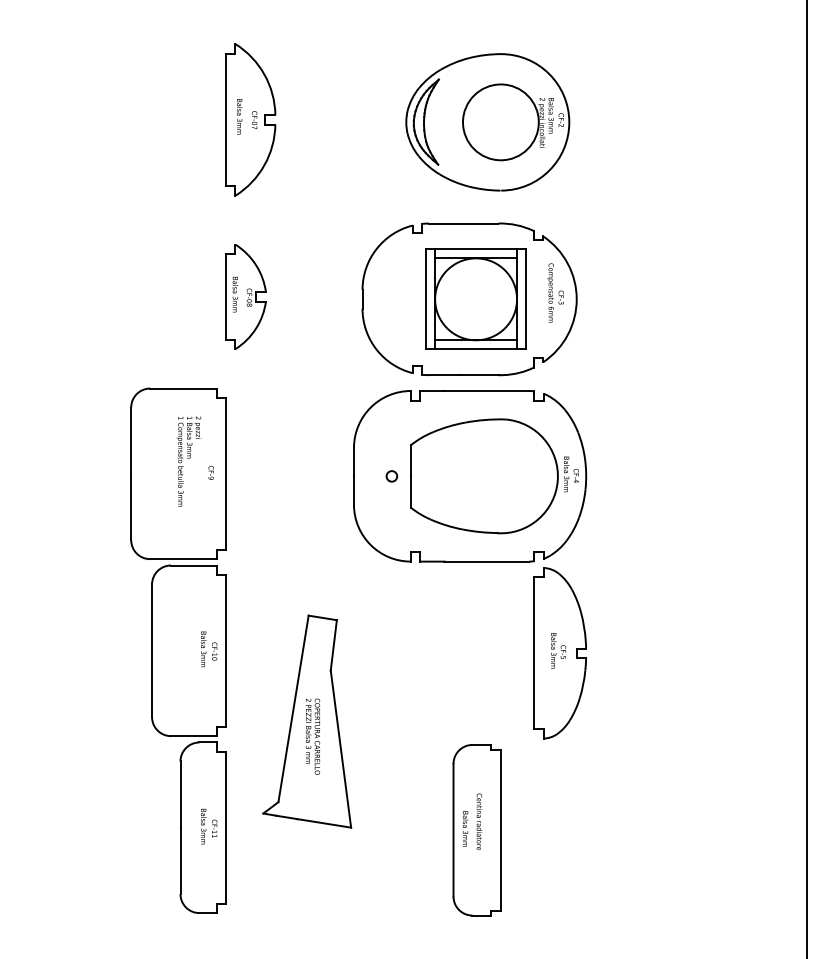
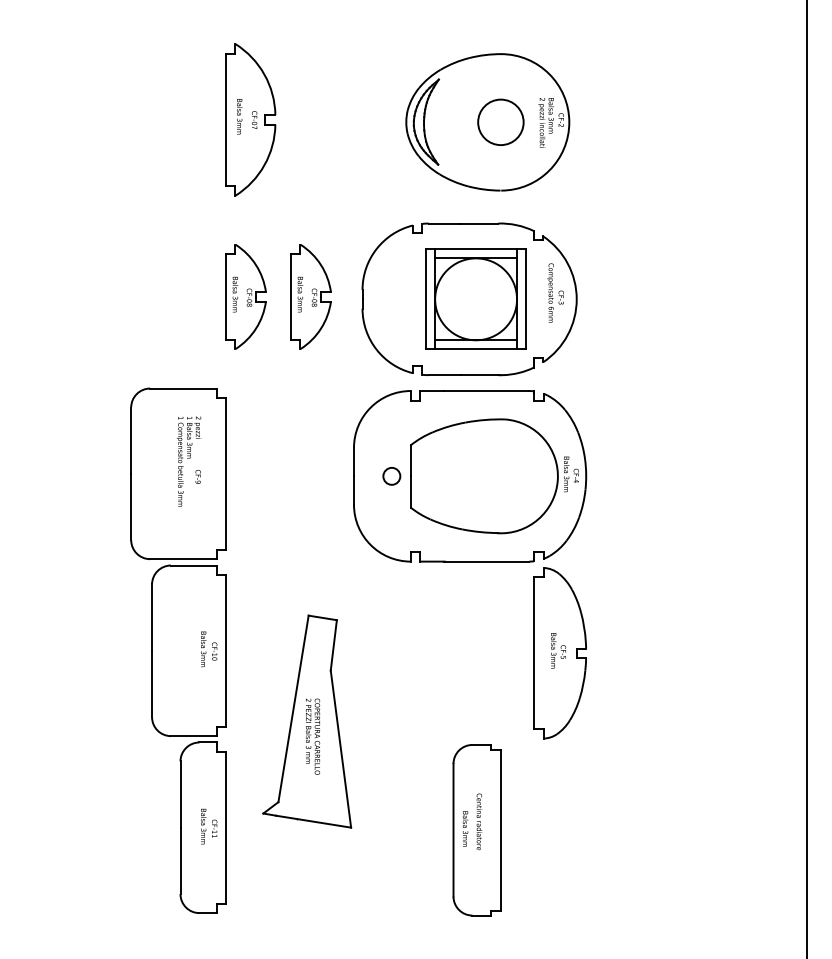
circle diameter: 76 px -> 45 px (500, 122)
part: none -> present (310, 296)
text position: (210, 472) -> (197, 476) (197, 476)
circle size: 14x13 px -> 20x19 px (391, 476)
